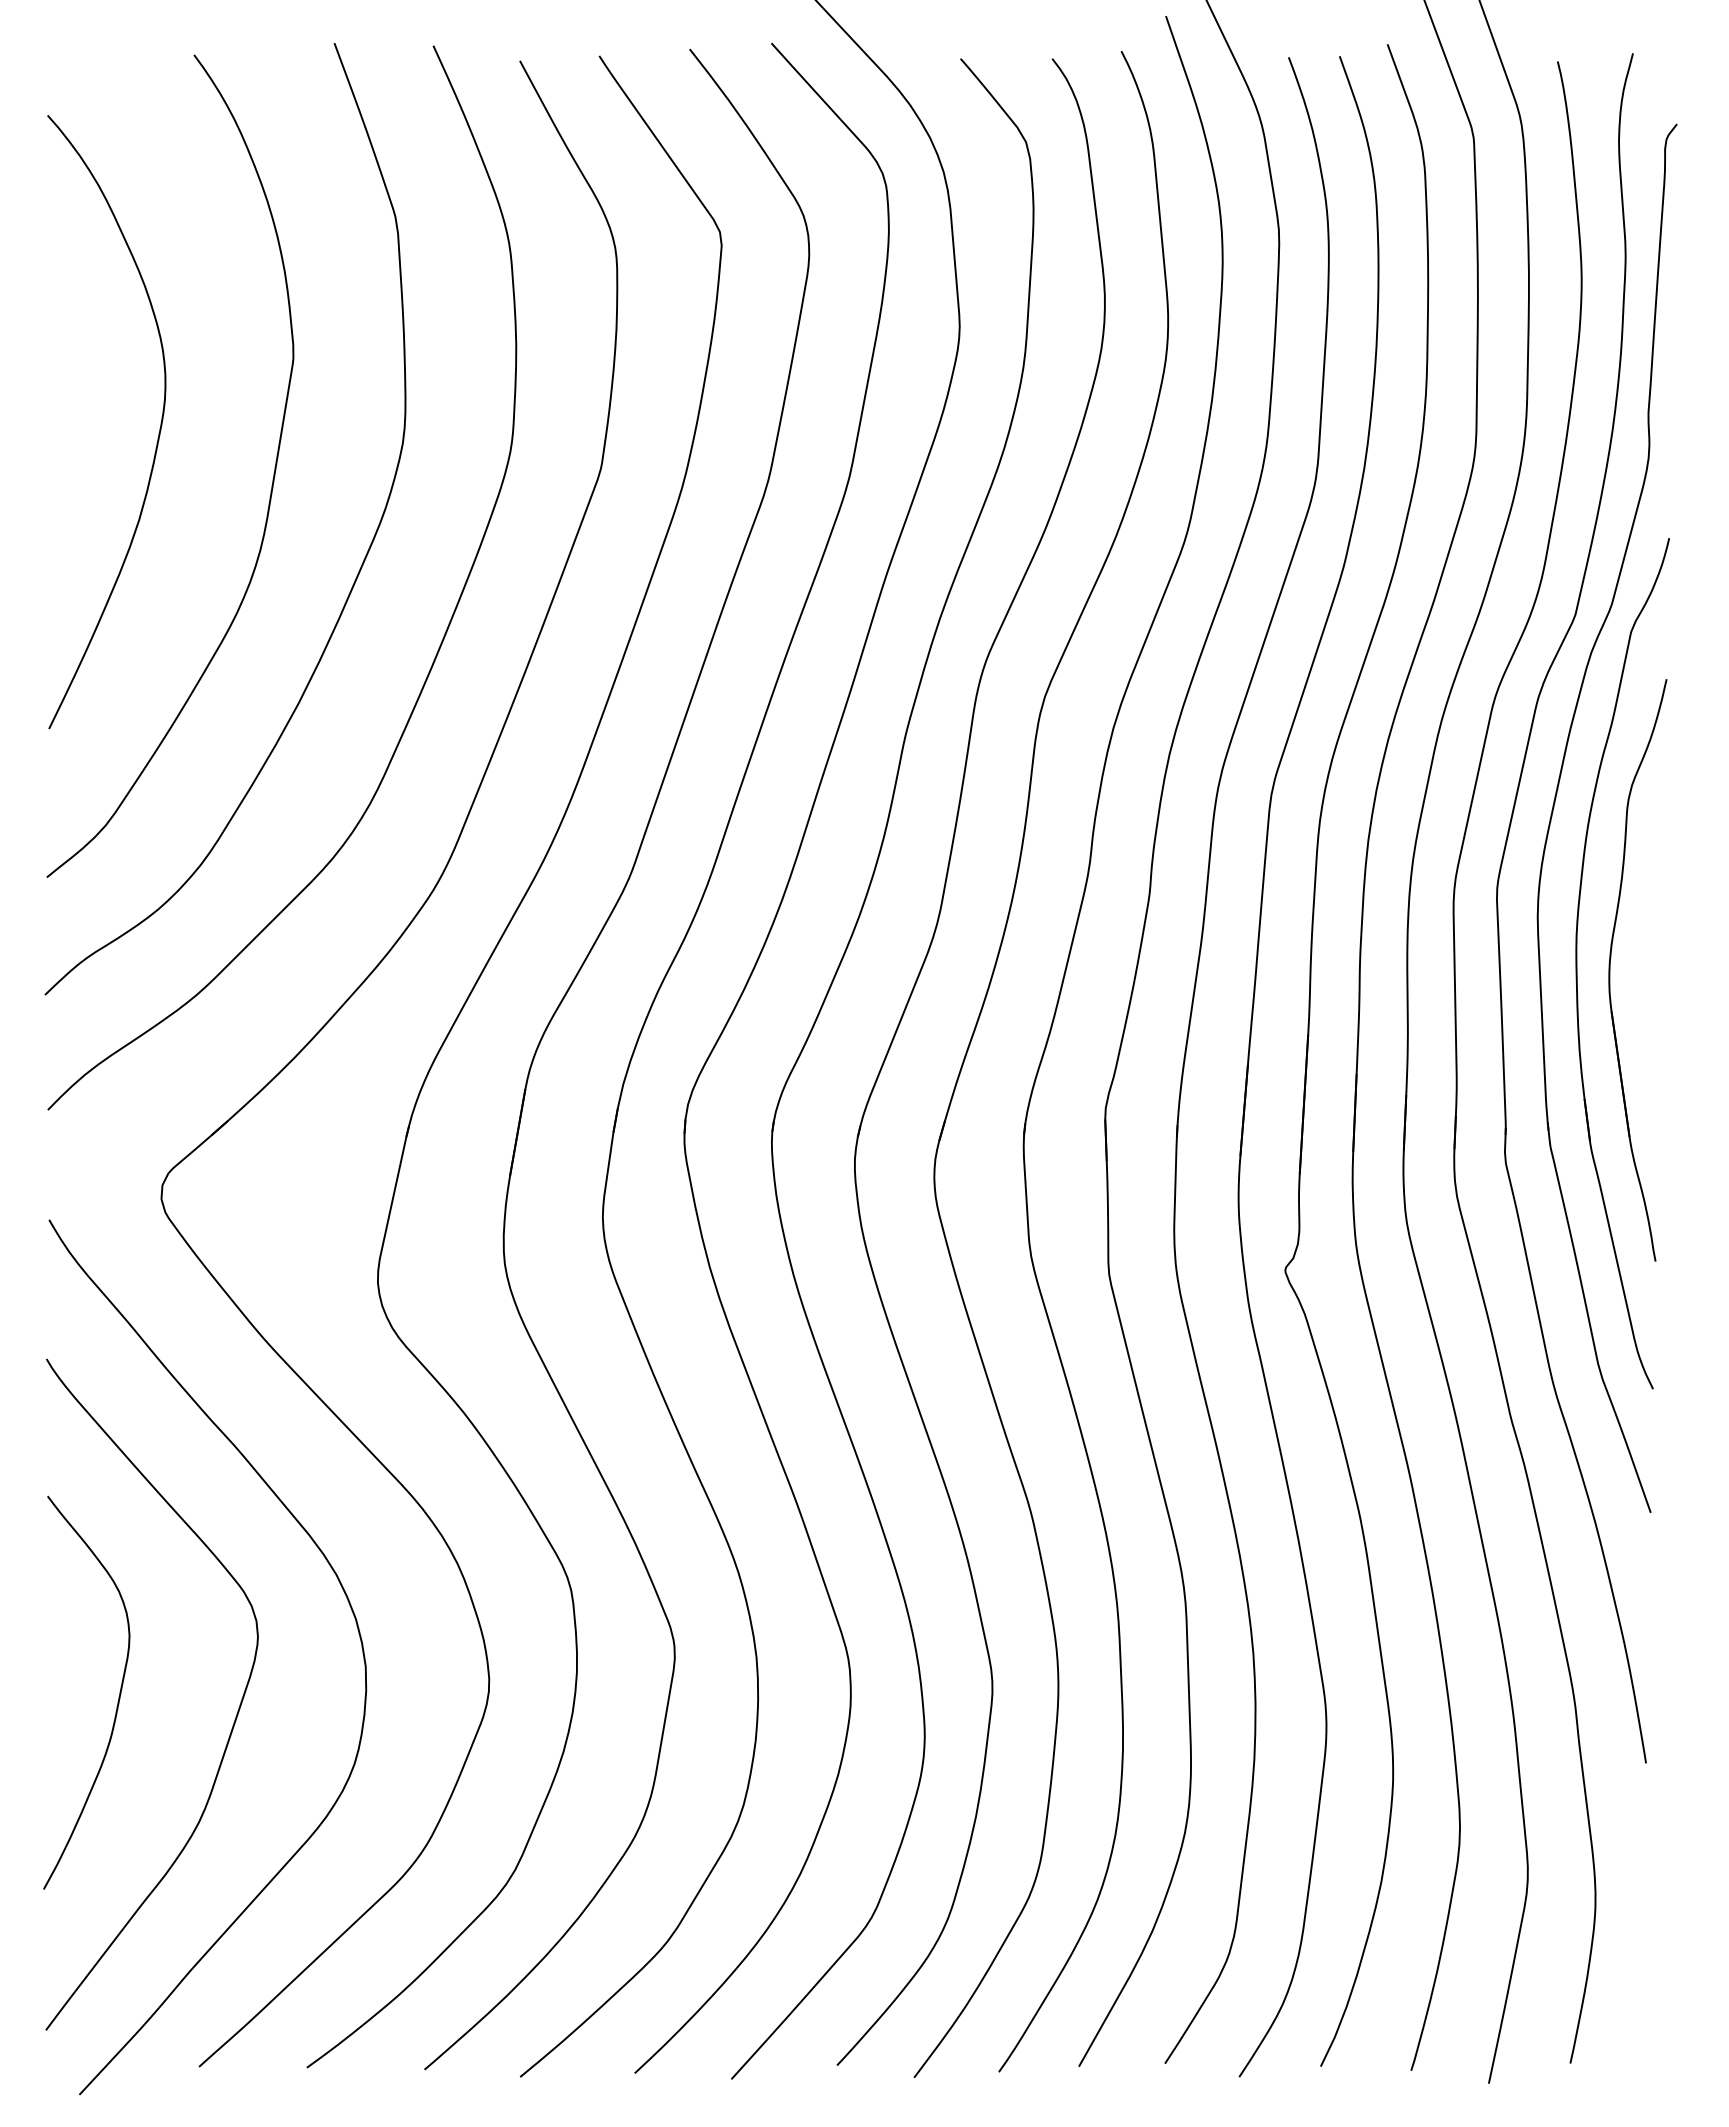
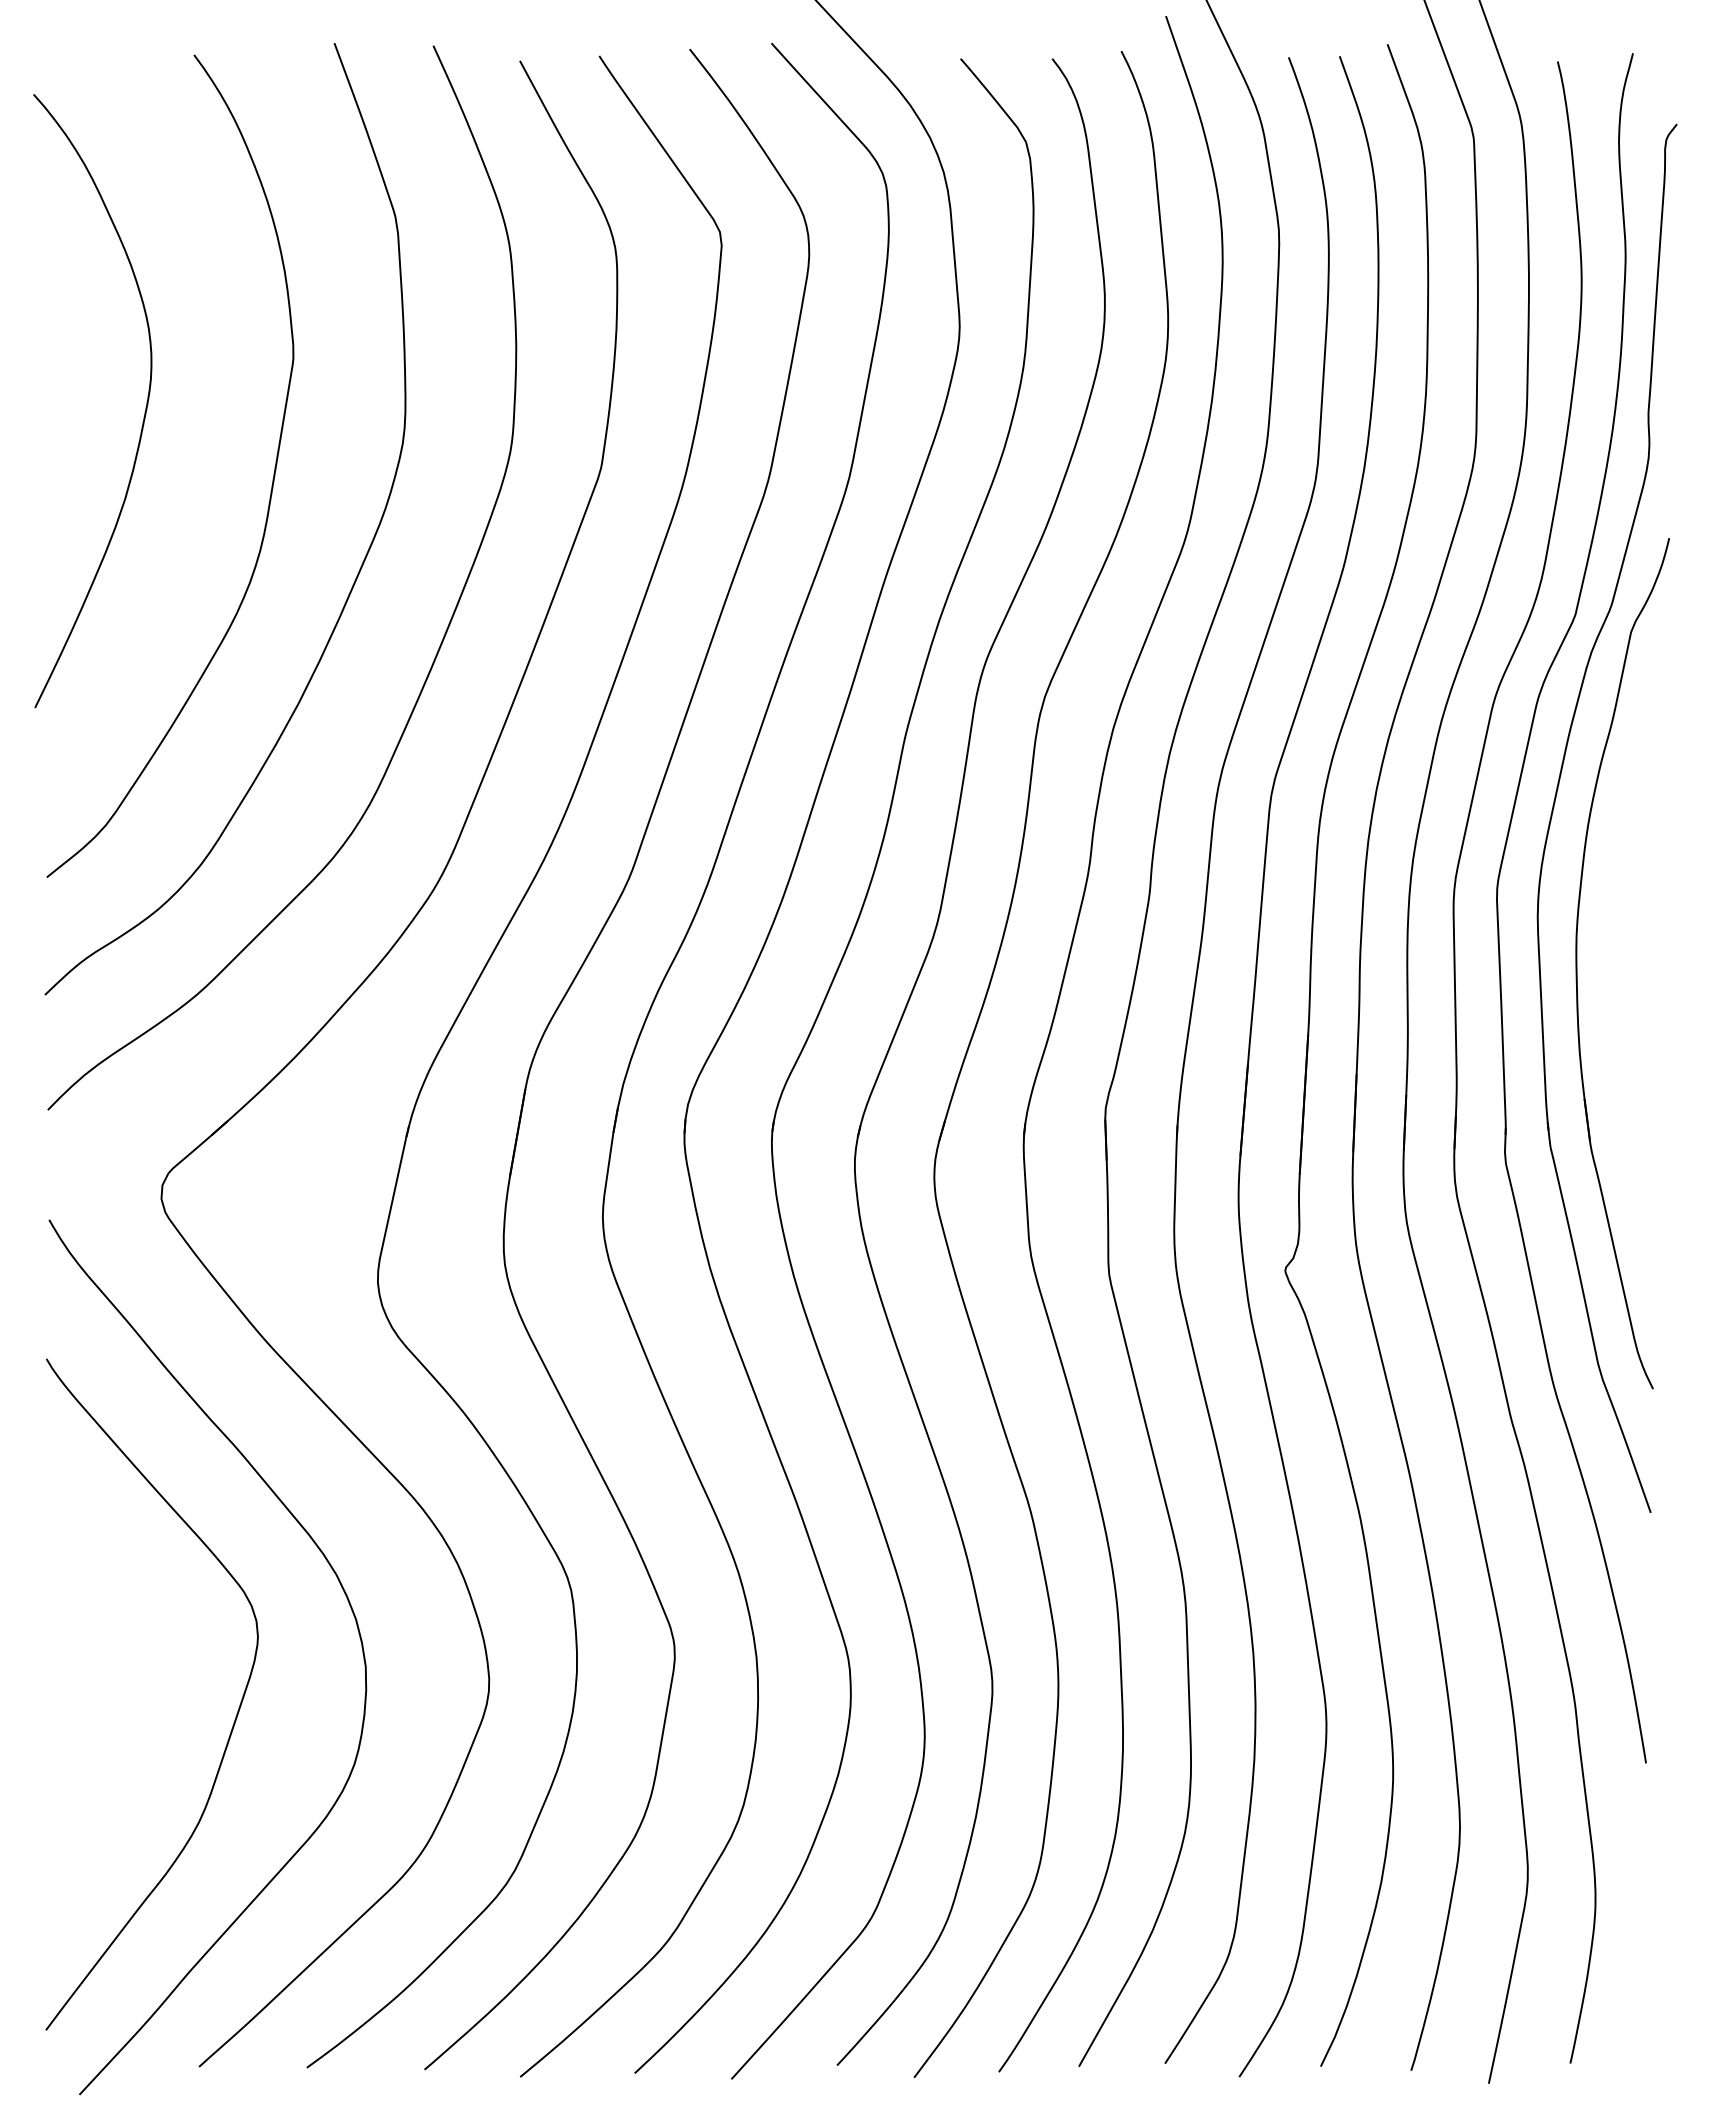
curve position: (158, 433) -> (144, 412) (144, 412)
part: present -> none (1610, 970)
curve: present -> none (118, 1696)
